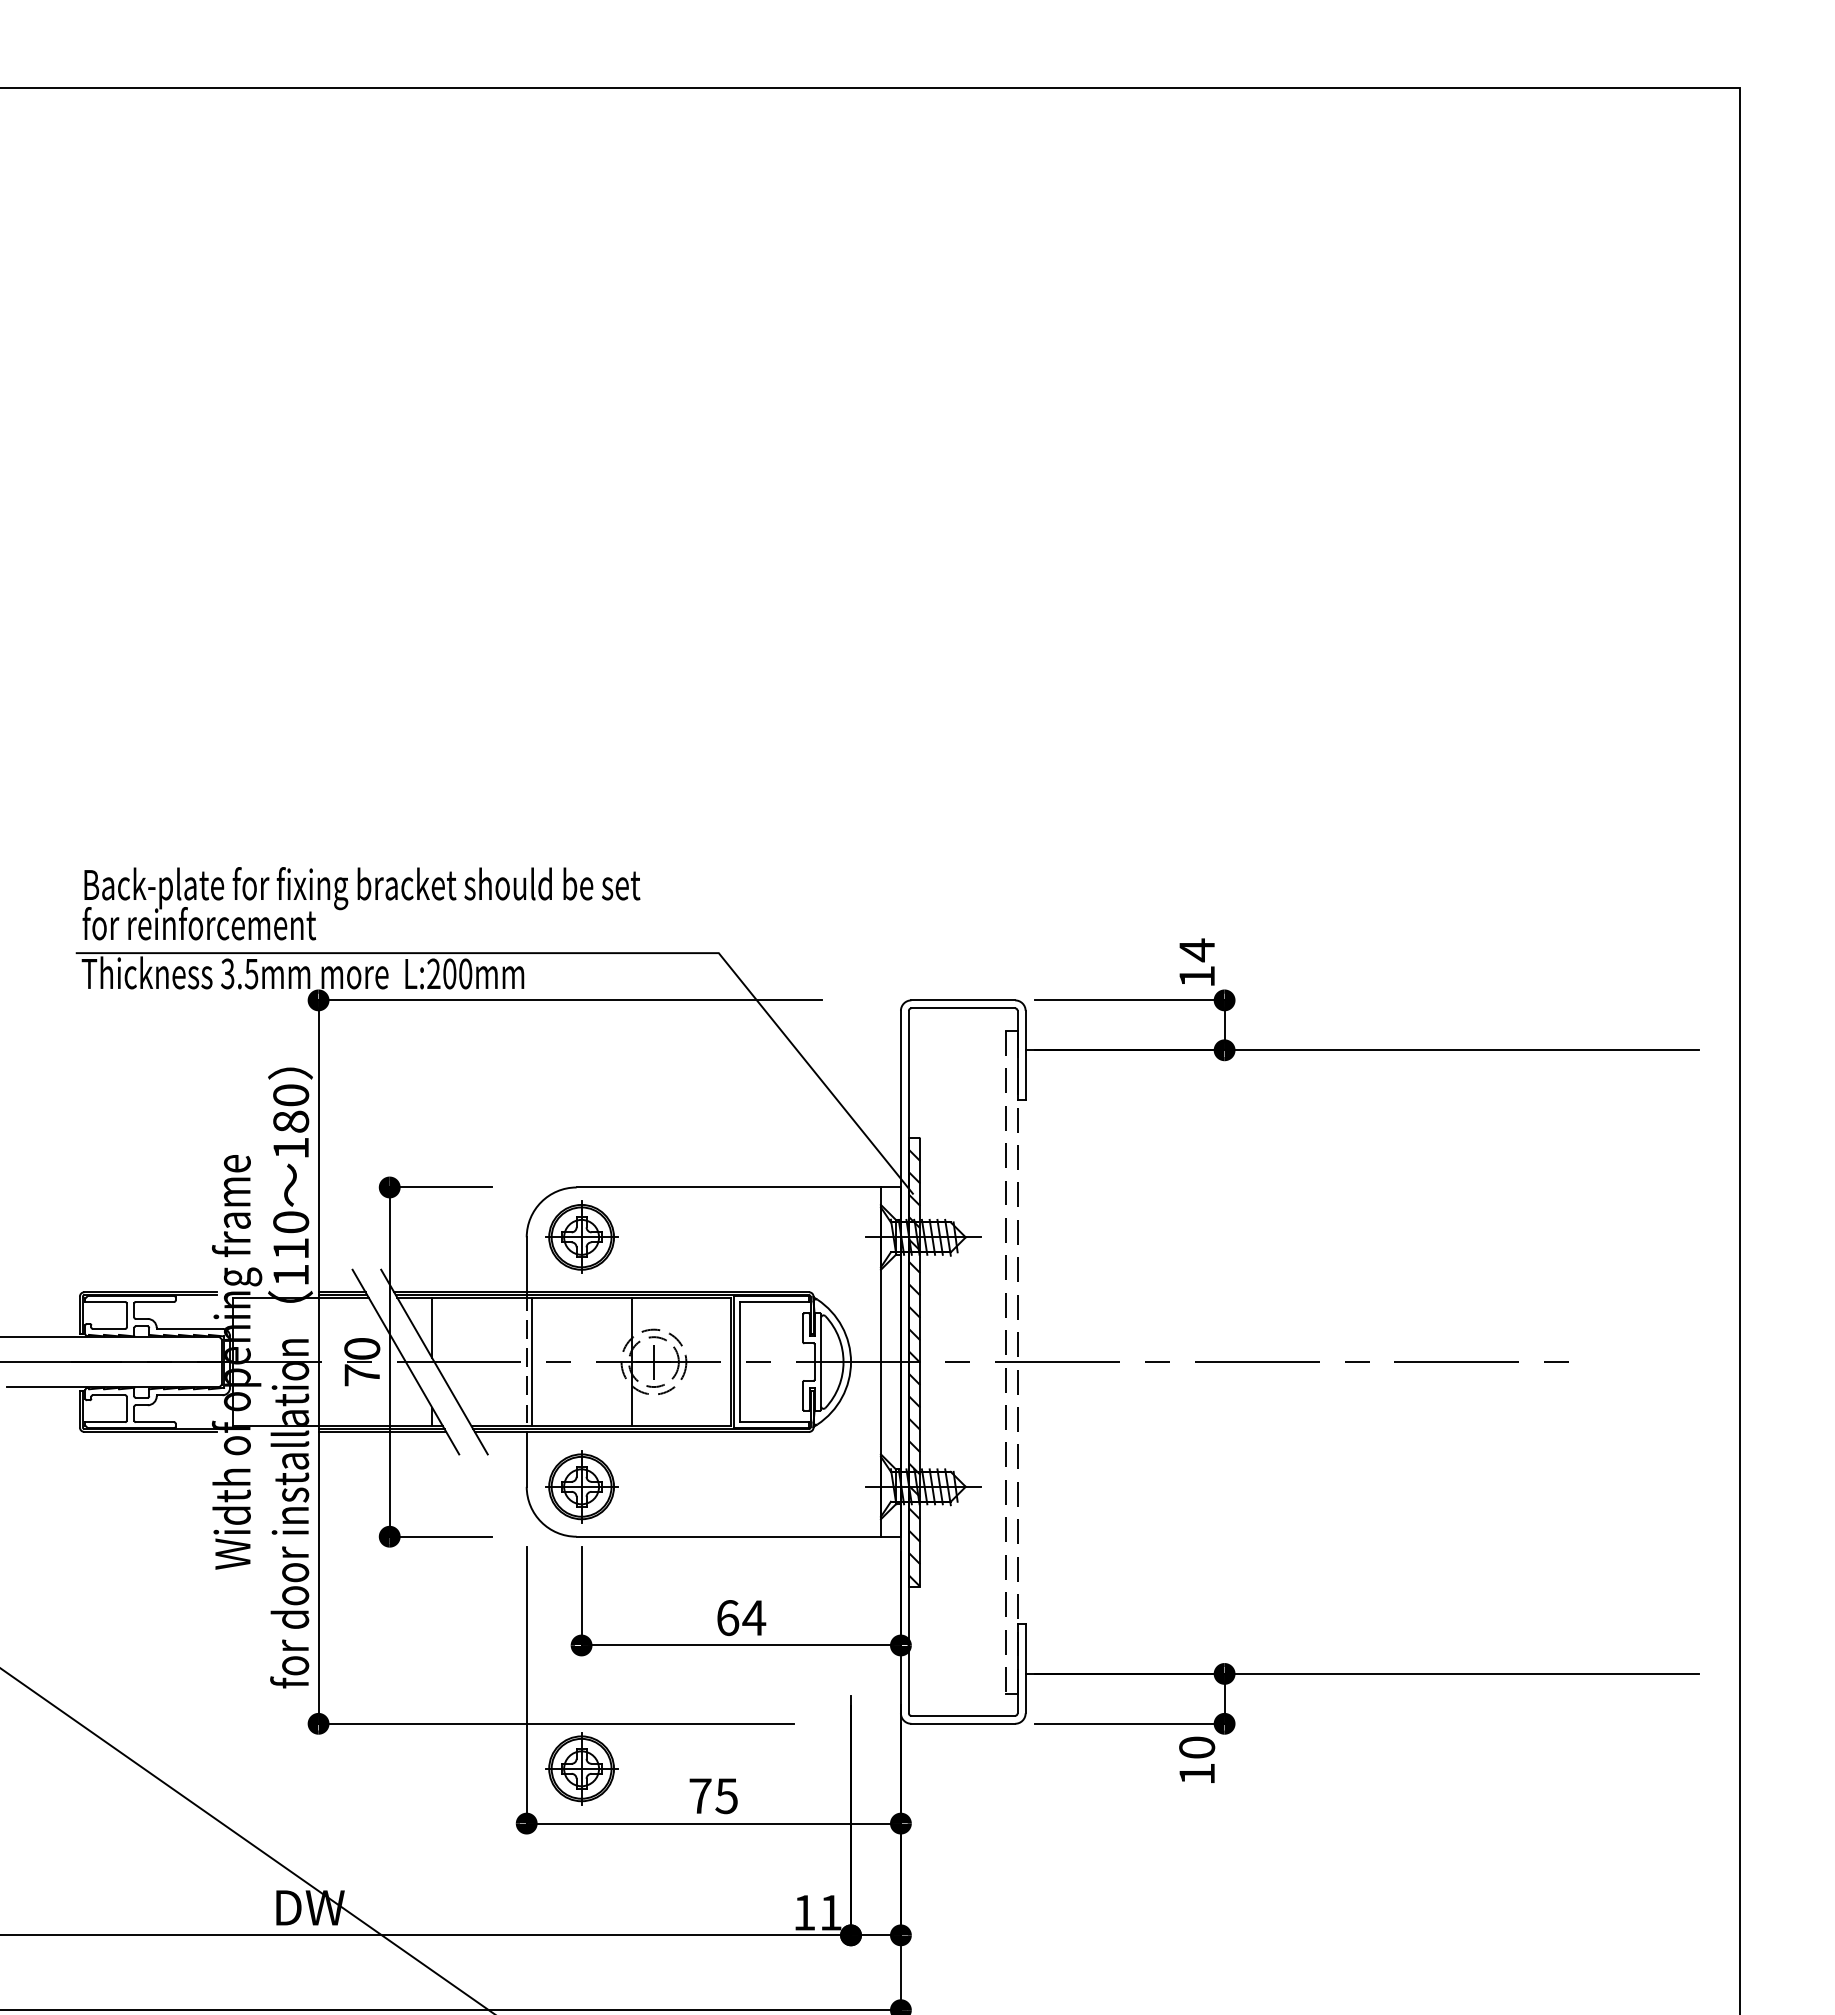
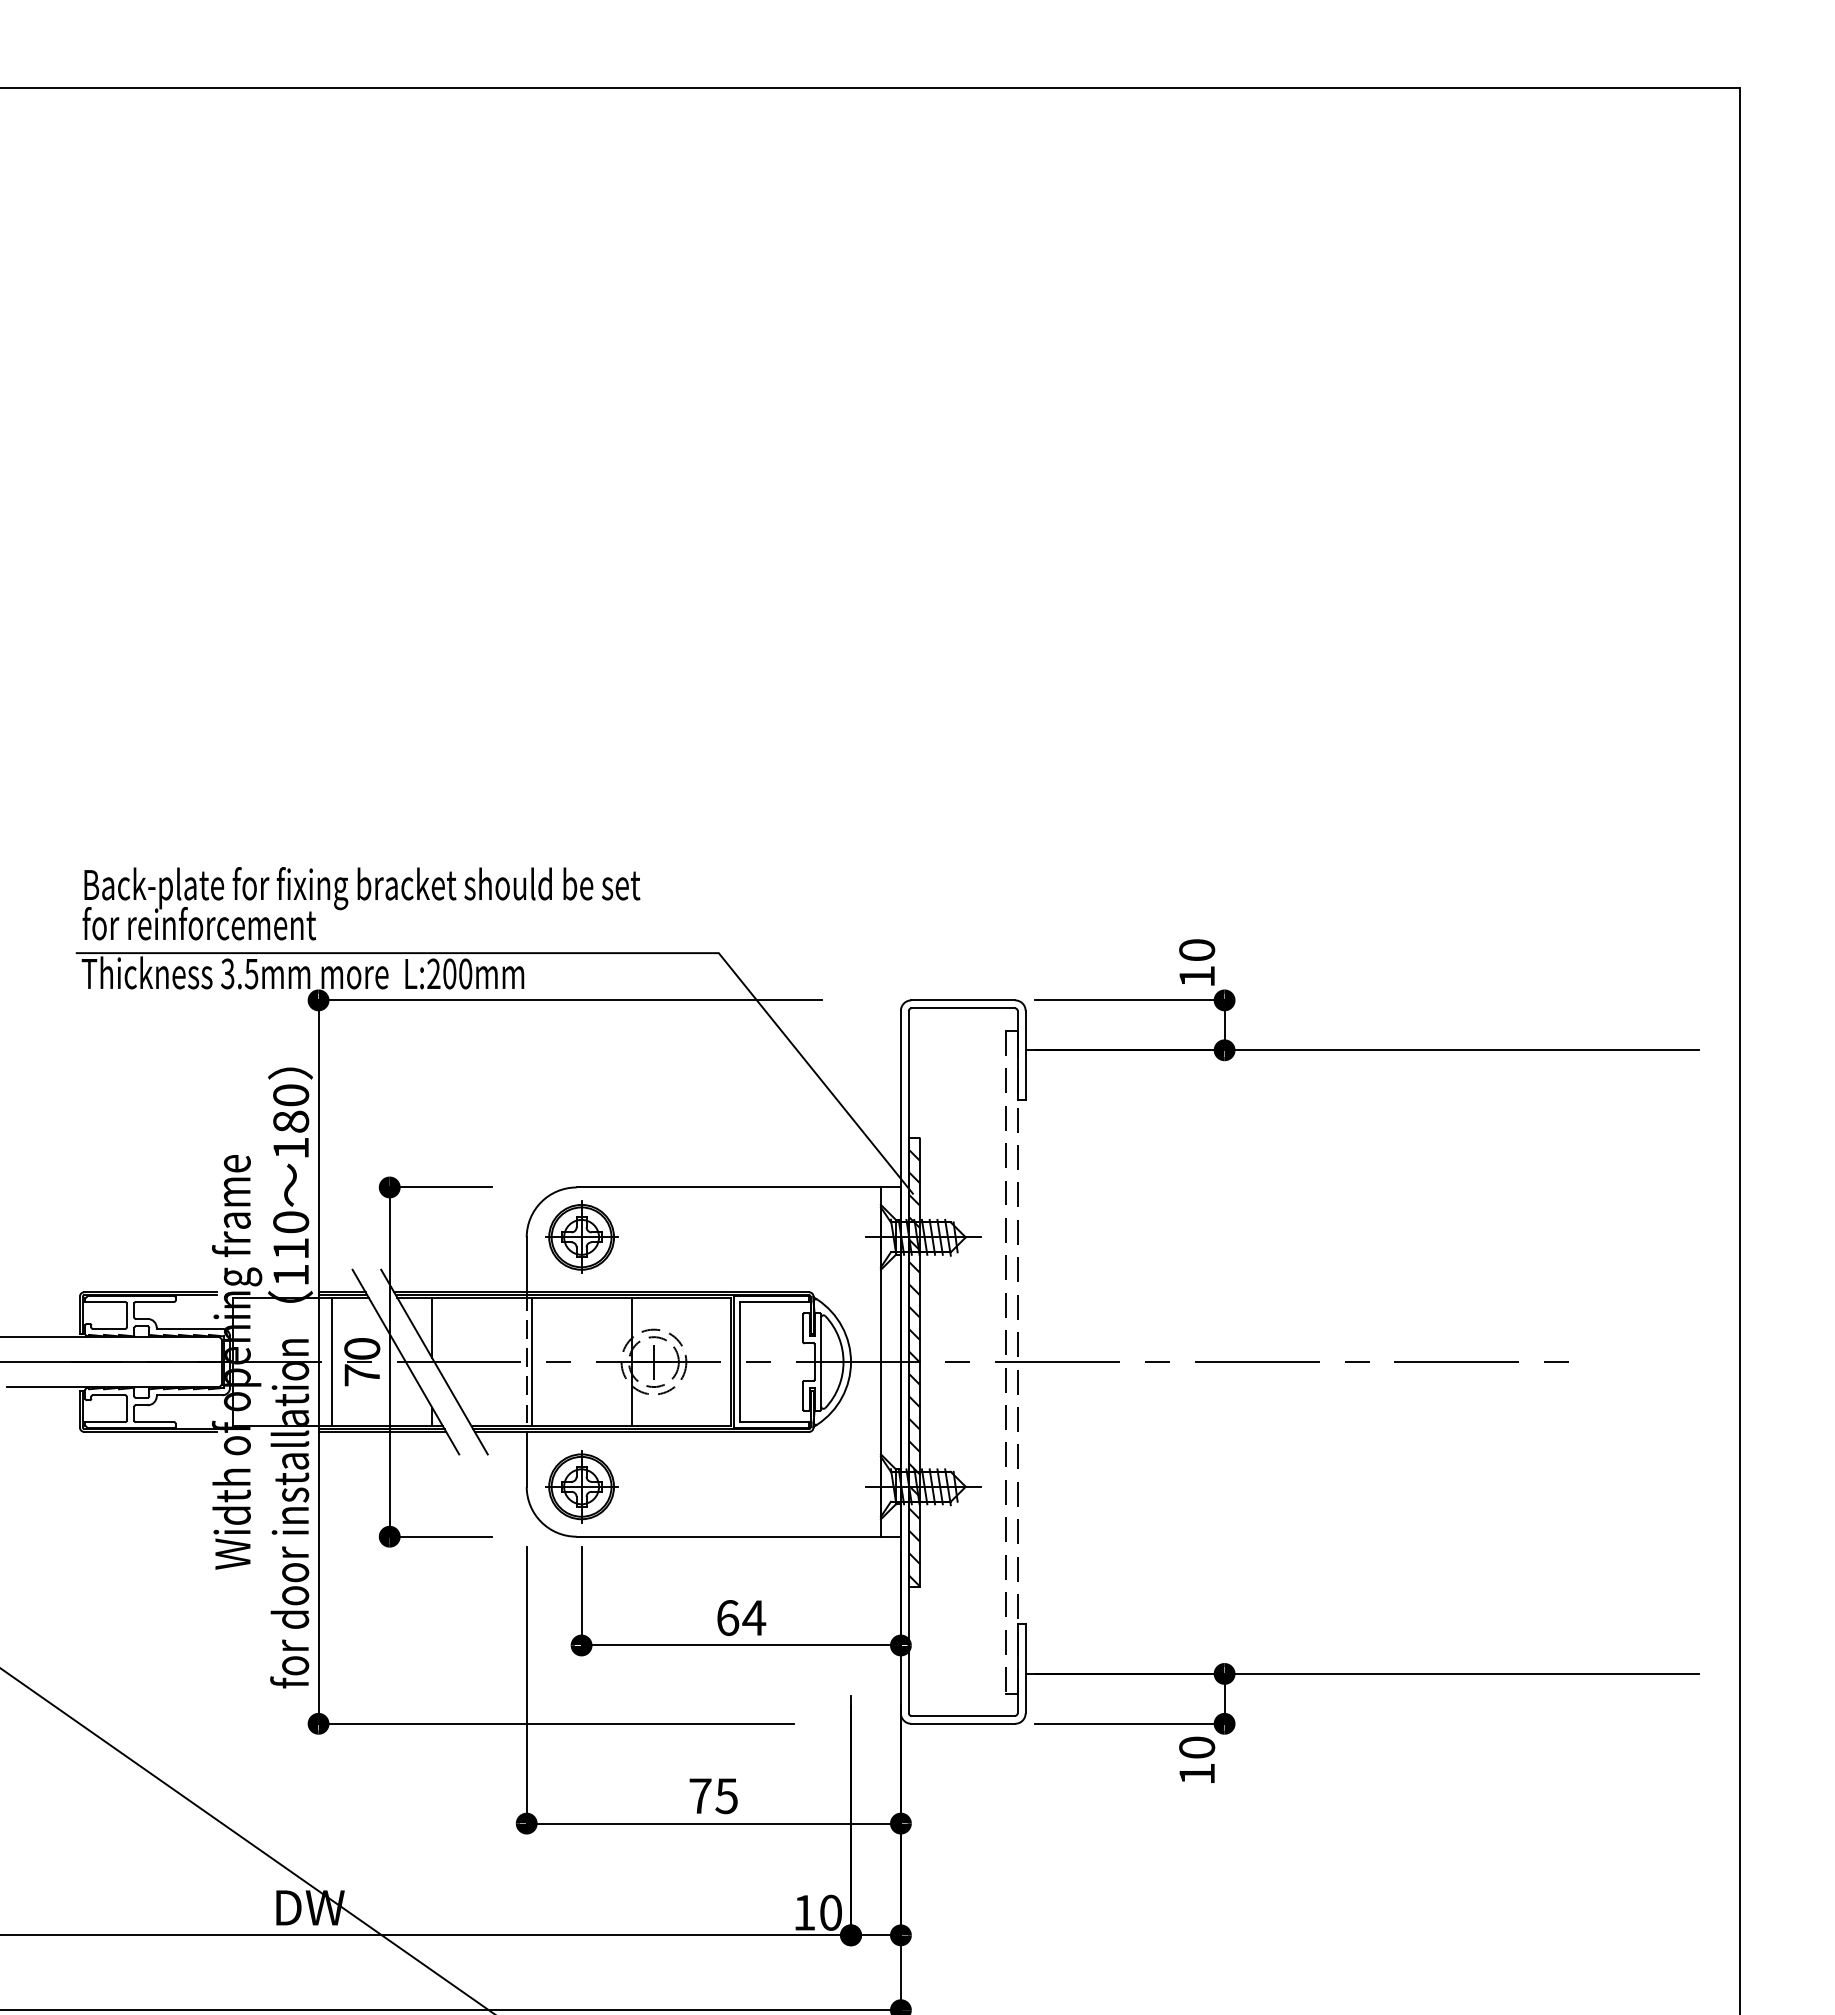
text: 14 -> 10 (1197, 950)
line: none -> present (332, 1361)
part: present -> none (581, 1768)
text: 11 -> 10 (830, 1912)
